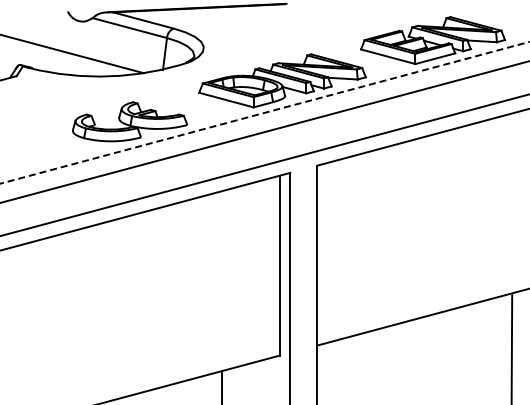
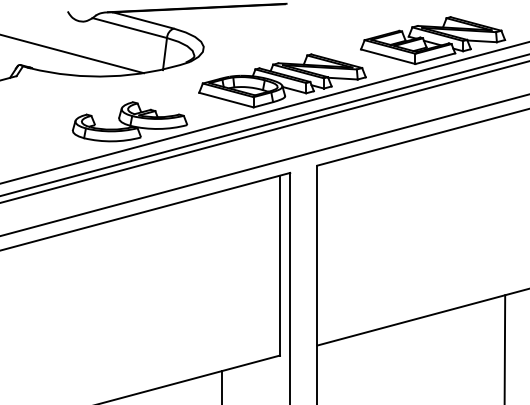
line: dashed -> solid (265, 112)
line: none -> present (264, 125)
line position: (511, 348) -> (504, 348) (504, 348)
